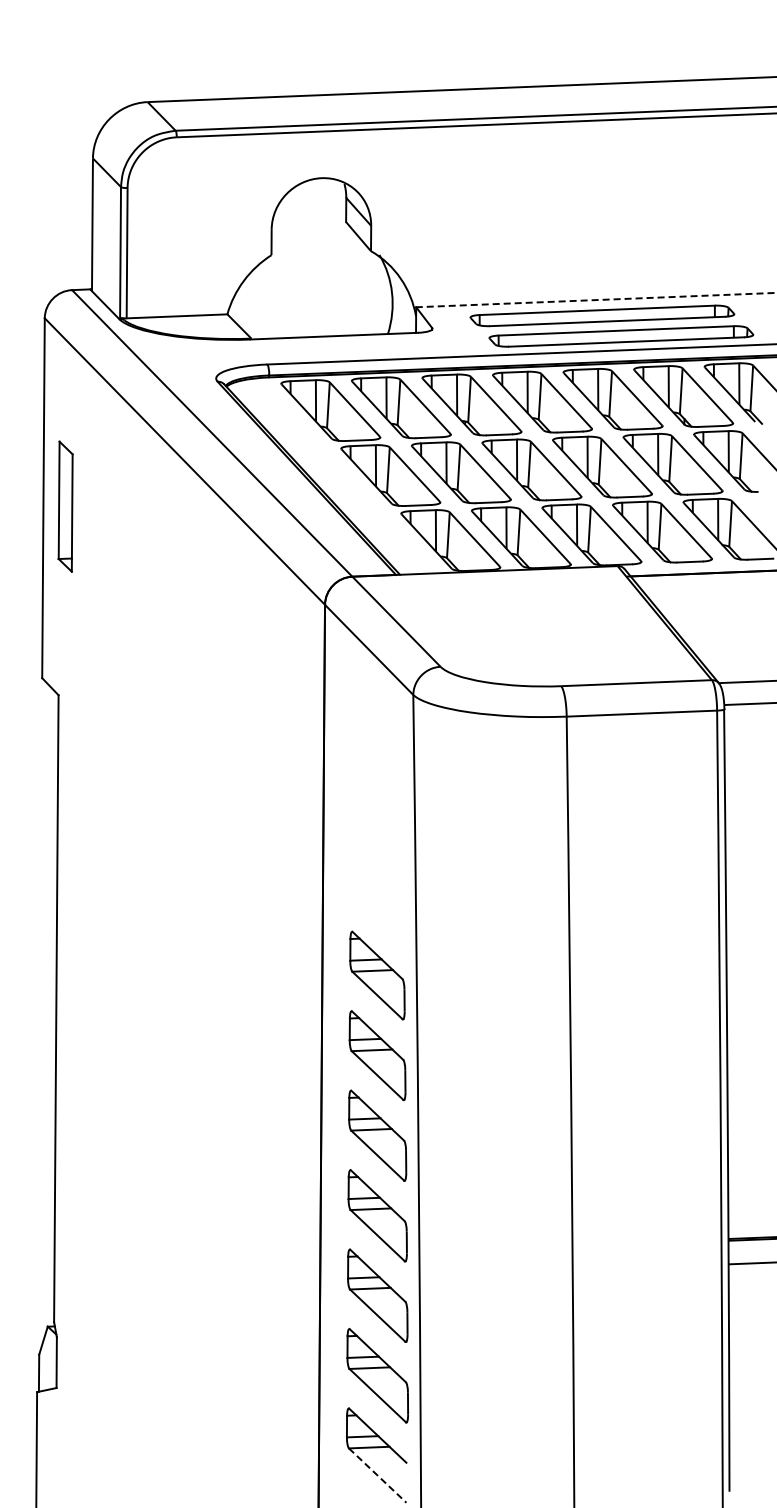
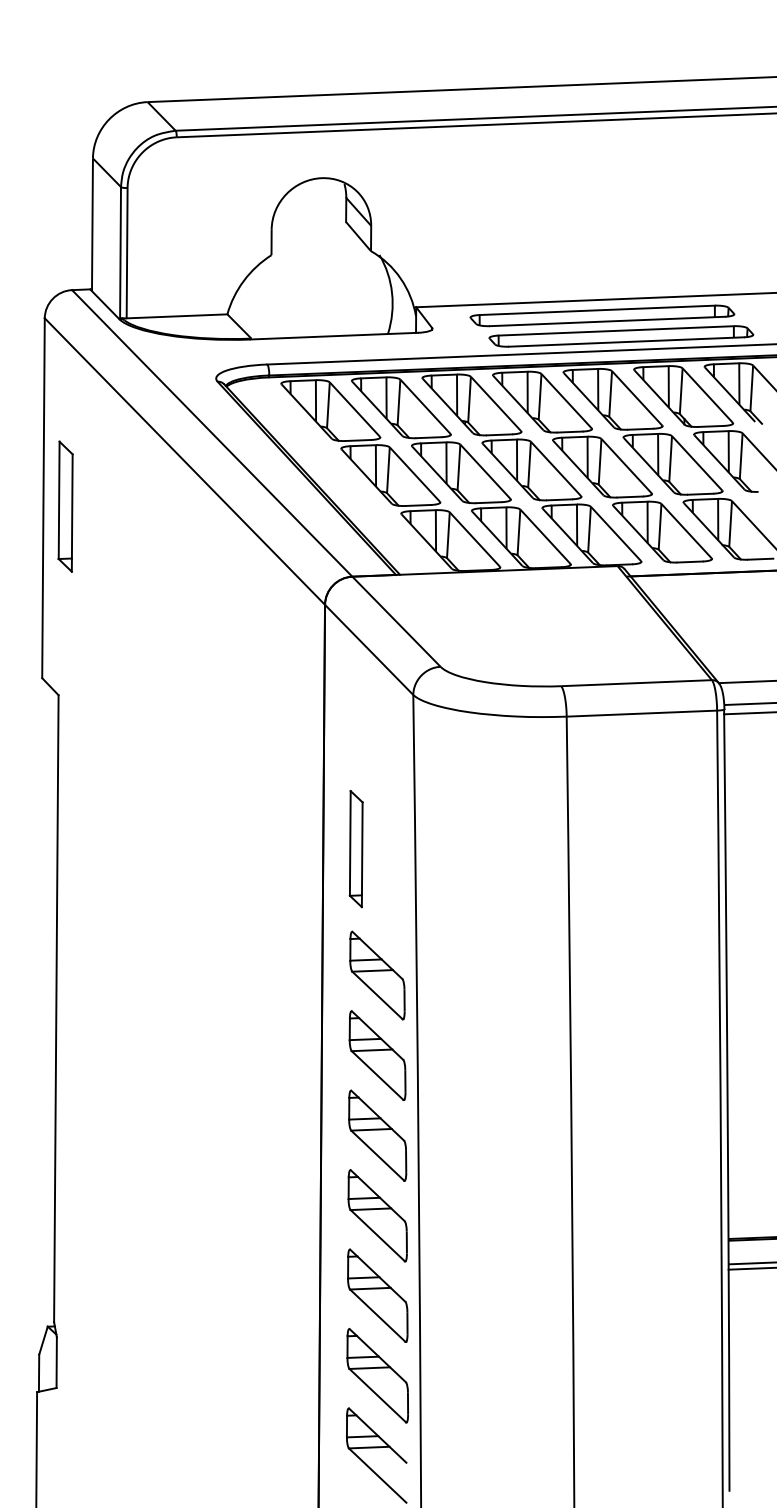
line: dashed -> solid (595, 300)
line: none -> present (748, 713)
part: none -> present (355, 849)
line: none -> present (750, 1268)
line: dashed -> solid (377, 1475)
